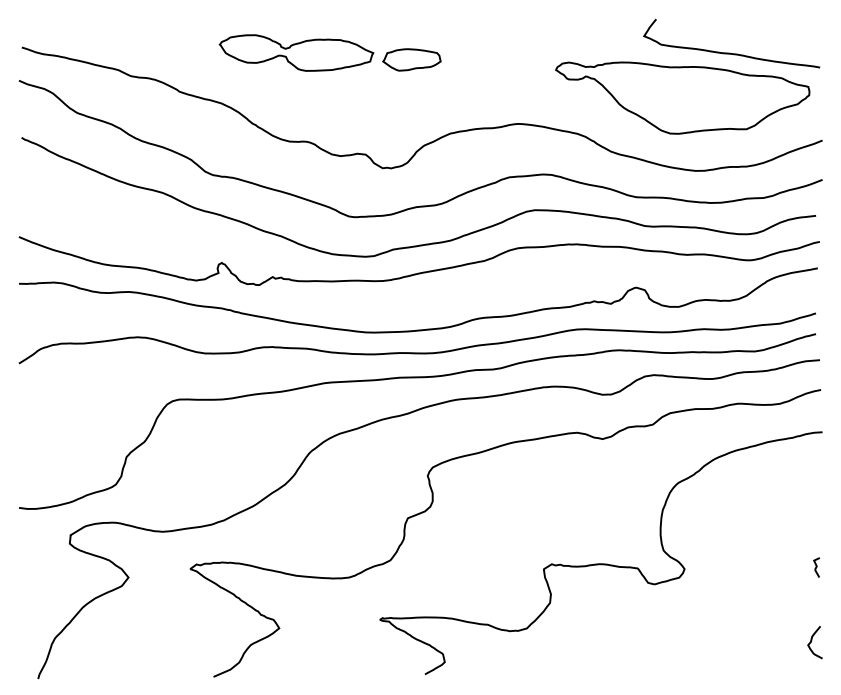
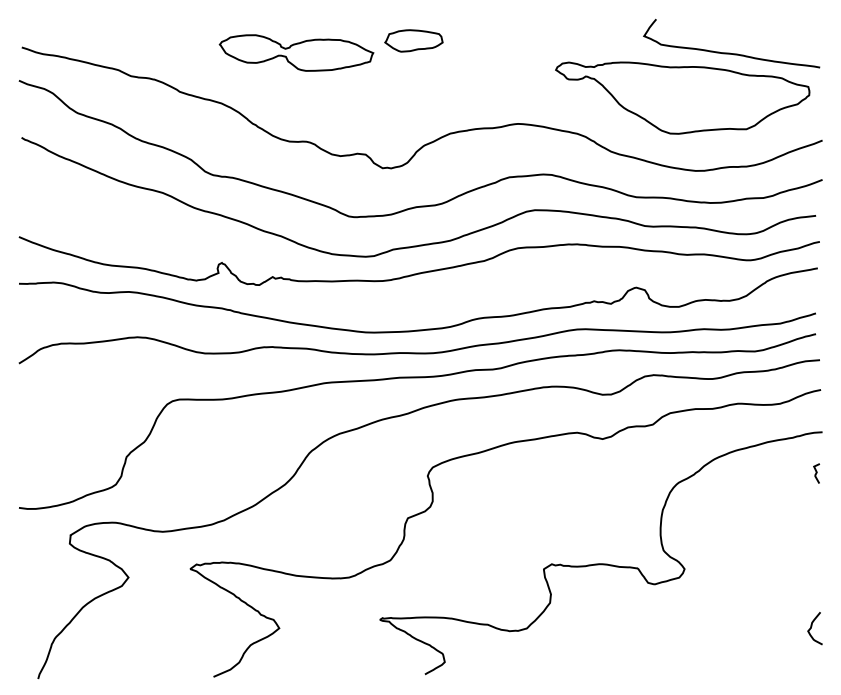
part position: (411, 59) -> (413, 40) (413, 40)
curve position: (816, 567) -> (816, 473) (816, 473)
curve position: (812, 640) -> (812, 626) (812, 626)
